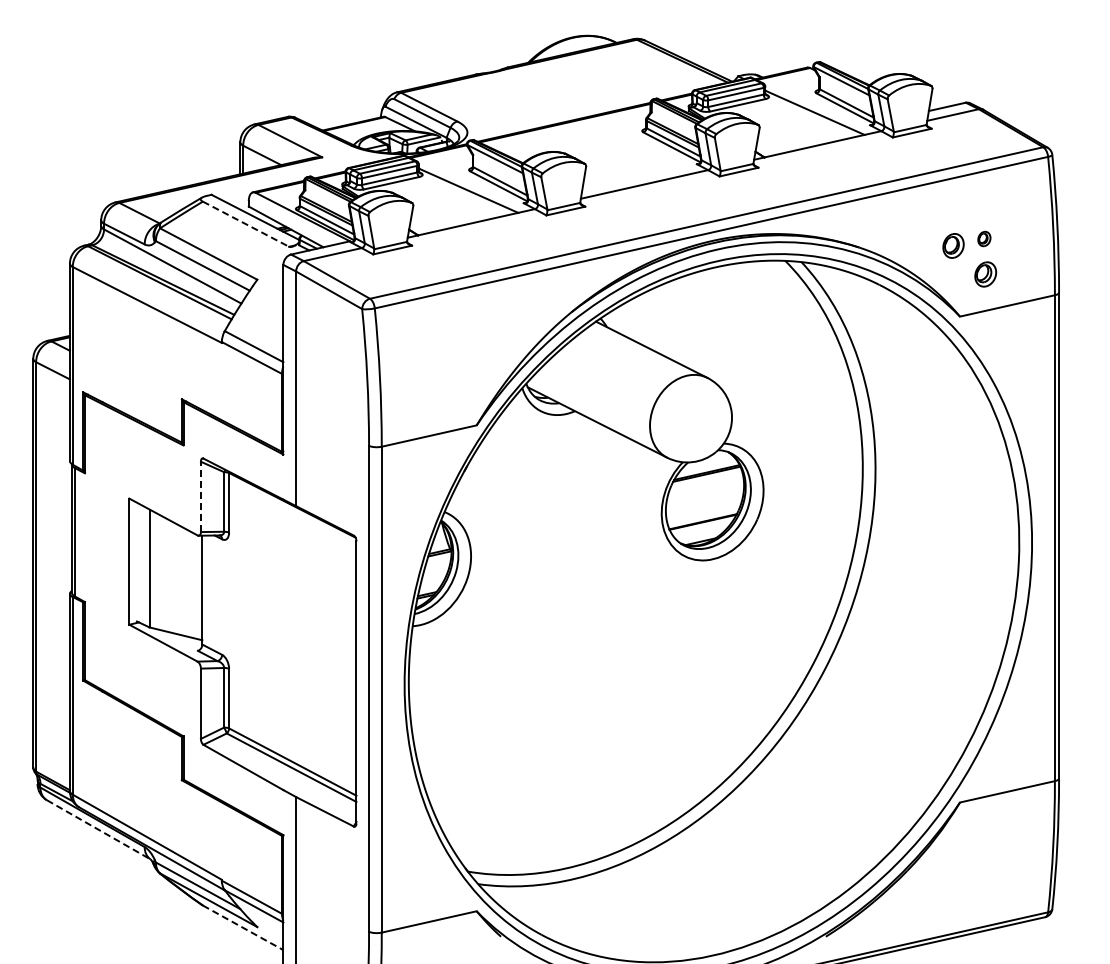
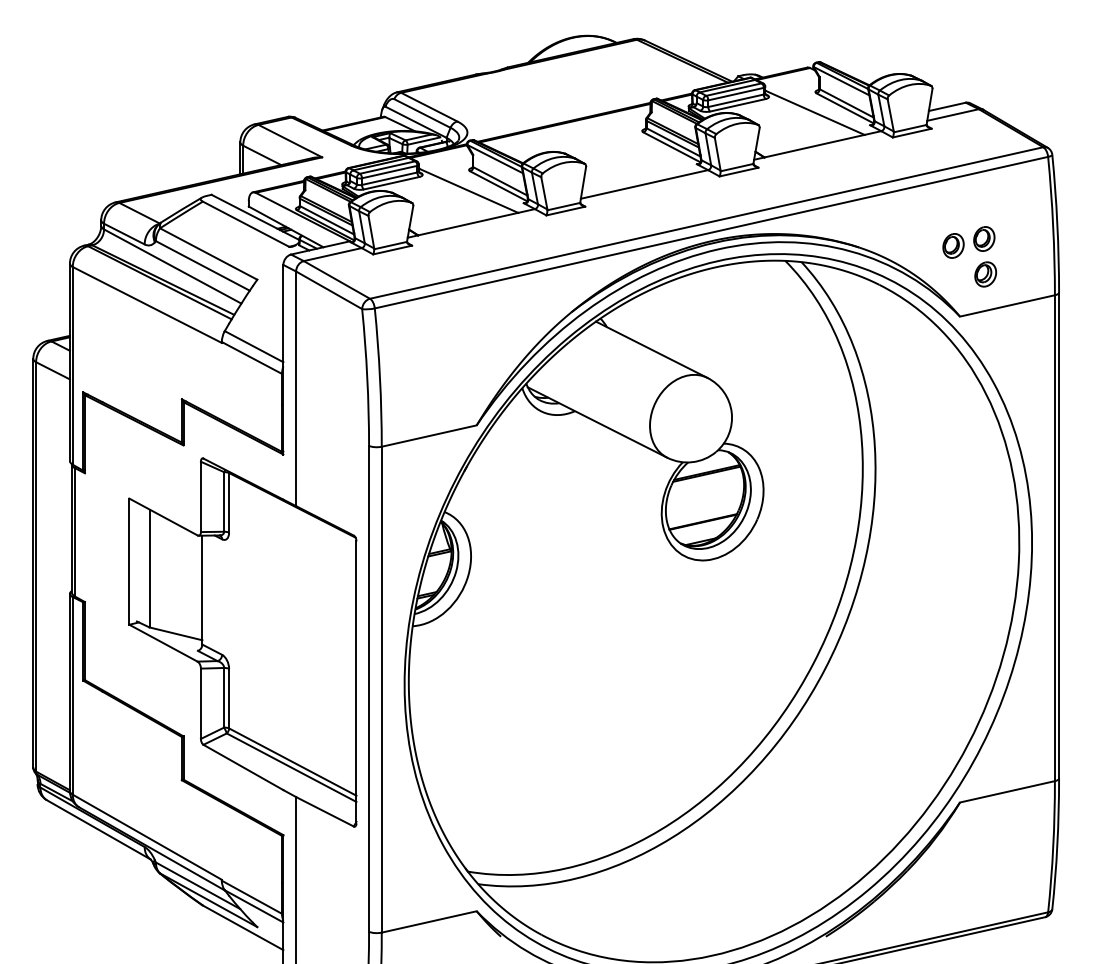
line: dashed -> solid (246, 224)
part size: 15x18 px -> 23x26 px (984, 238)
line: dashed -> solid (200, 496)
line: dashed -> solid (98, 829)
line: dashed -> solid (243, 928)
